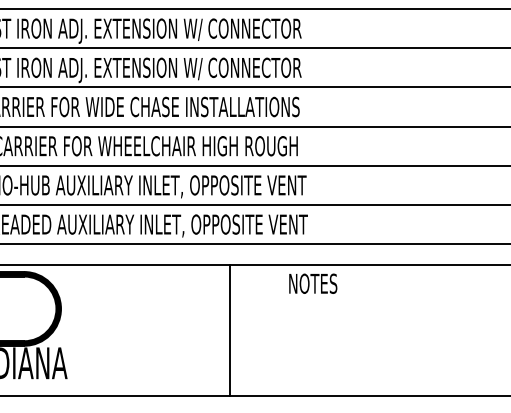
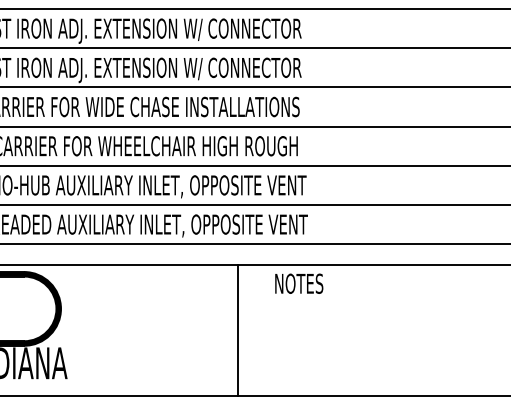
text position: (313, 283) -> (299, 283) (299, 283)
line position: (229, 330) -> (237, 330) (237, 330)
